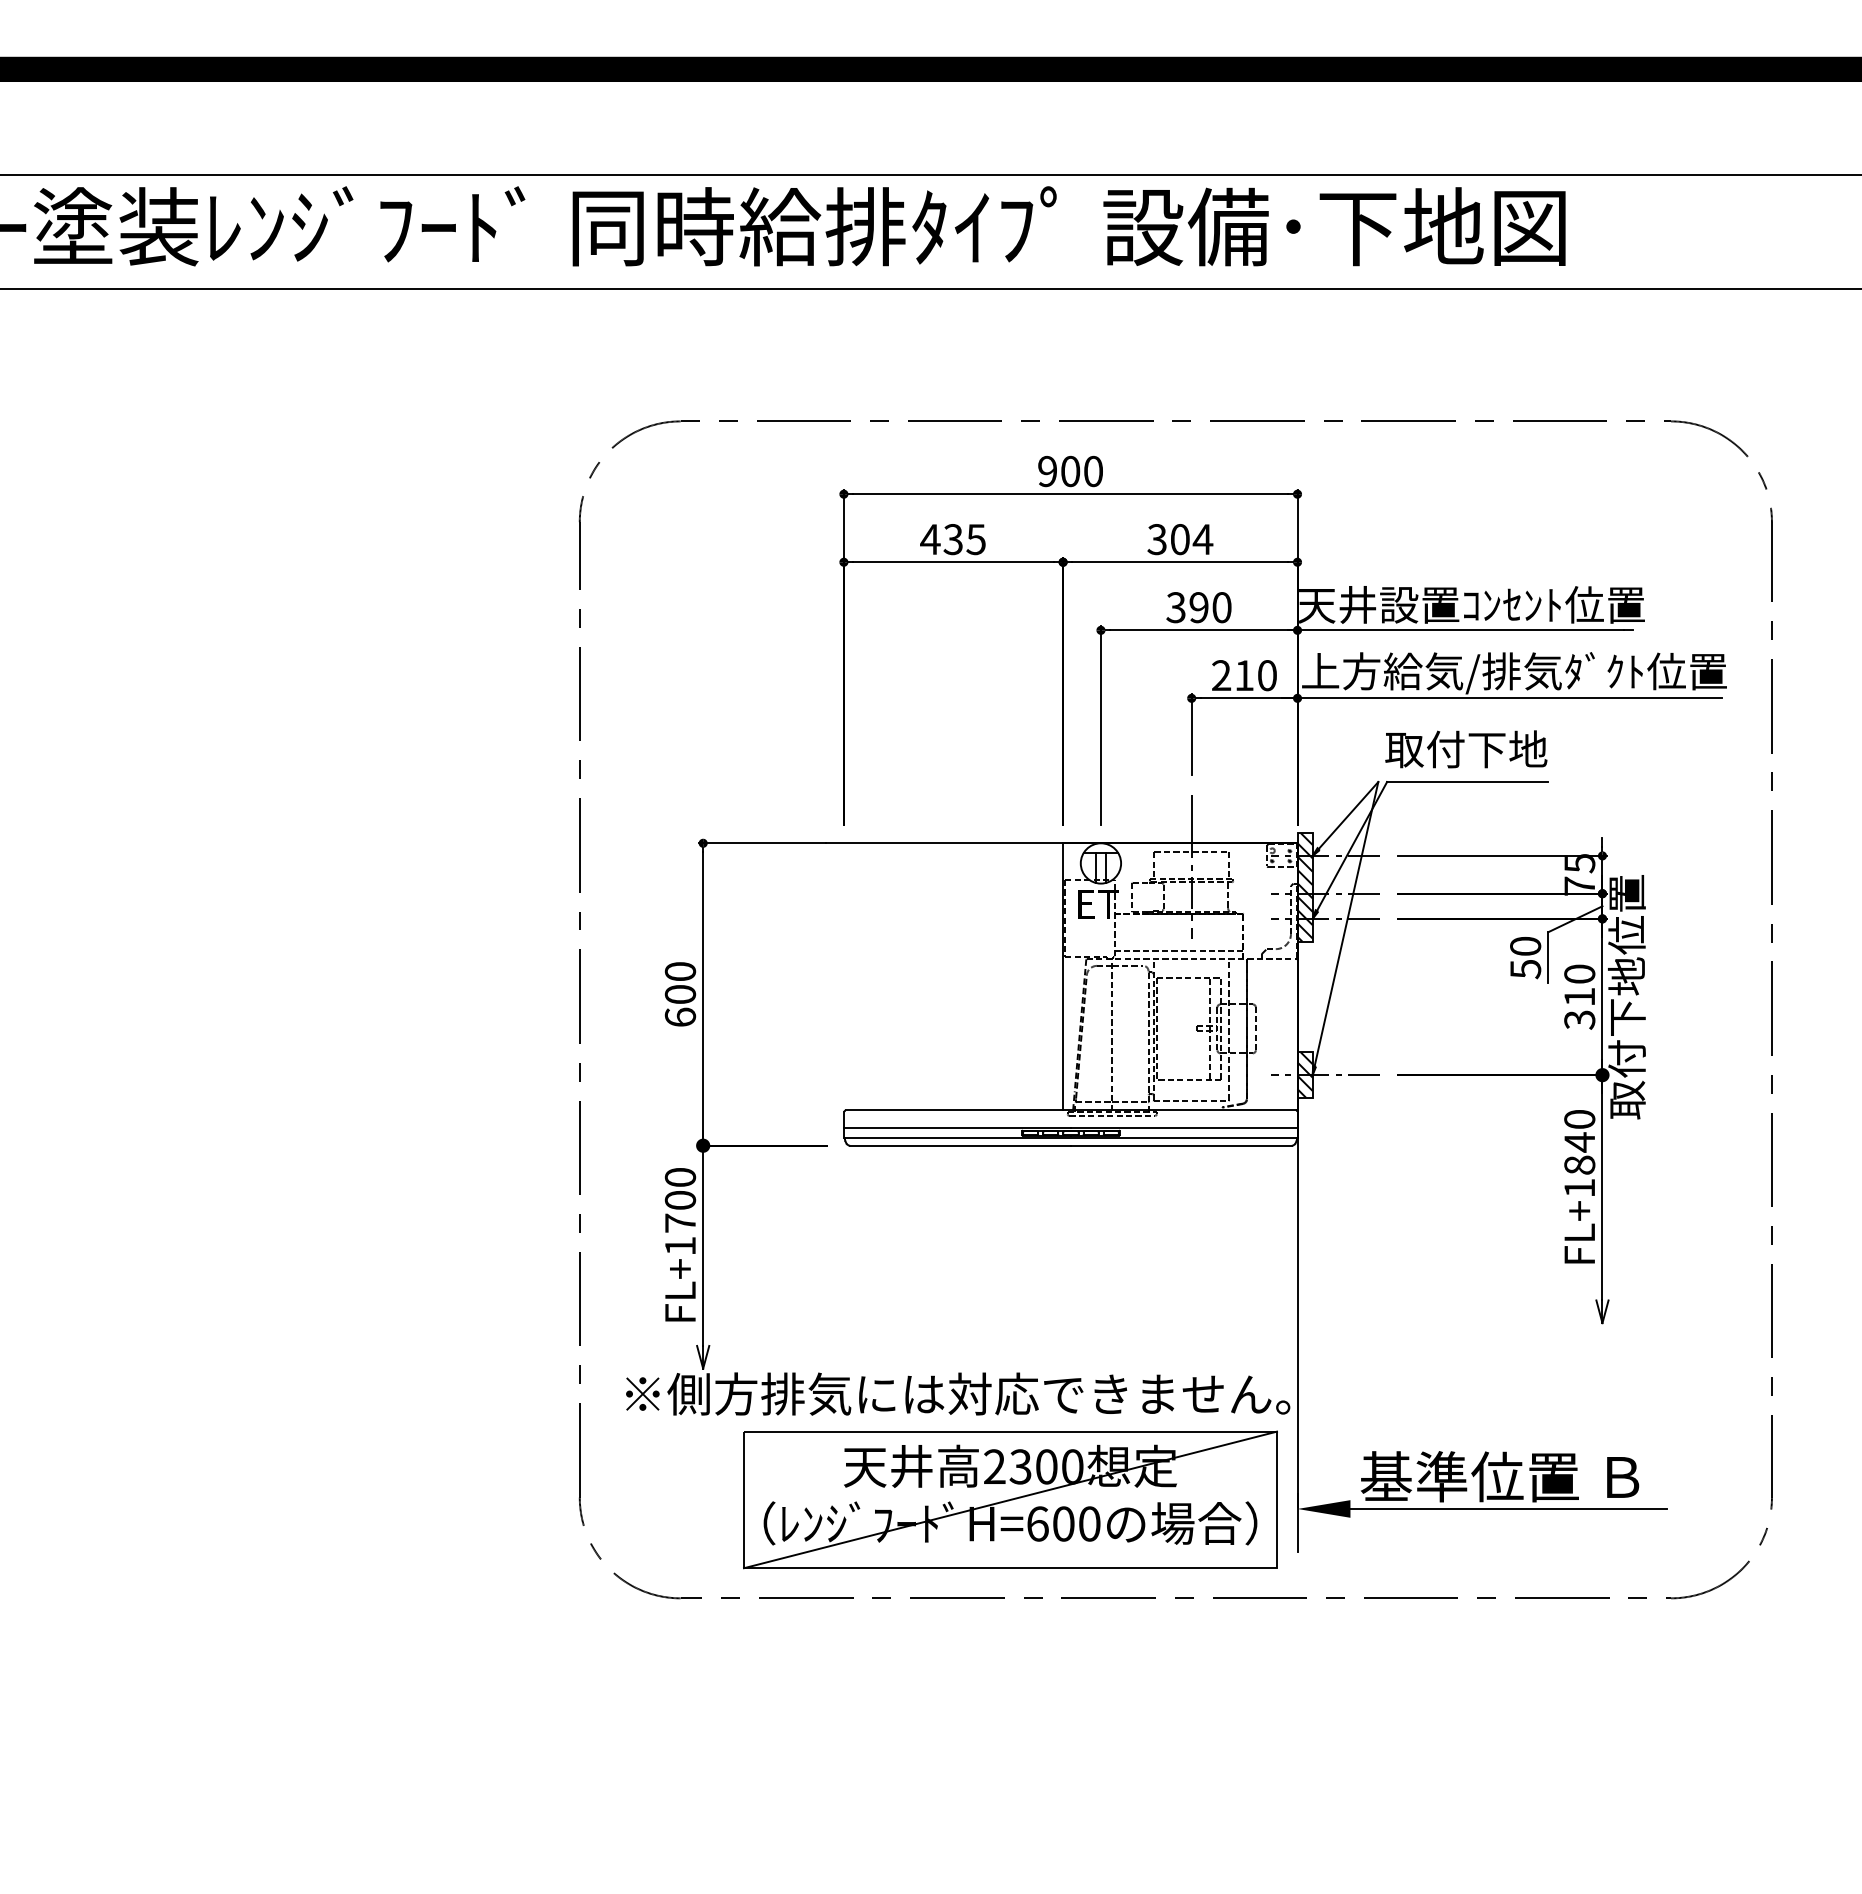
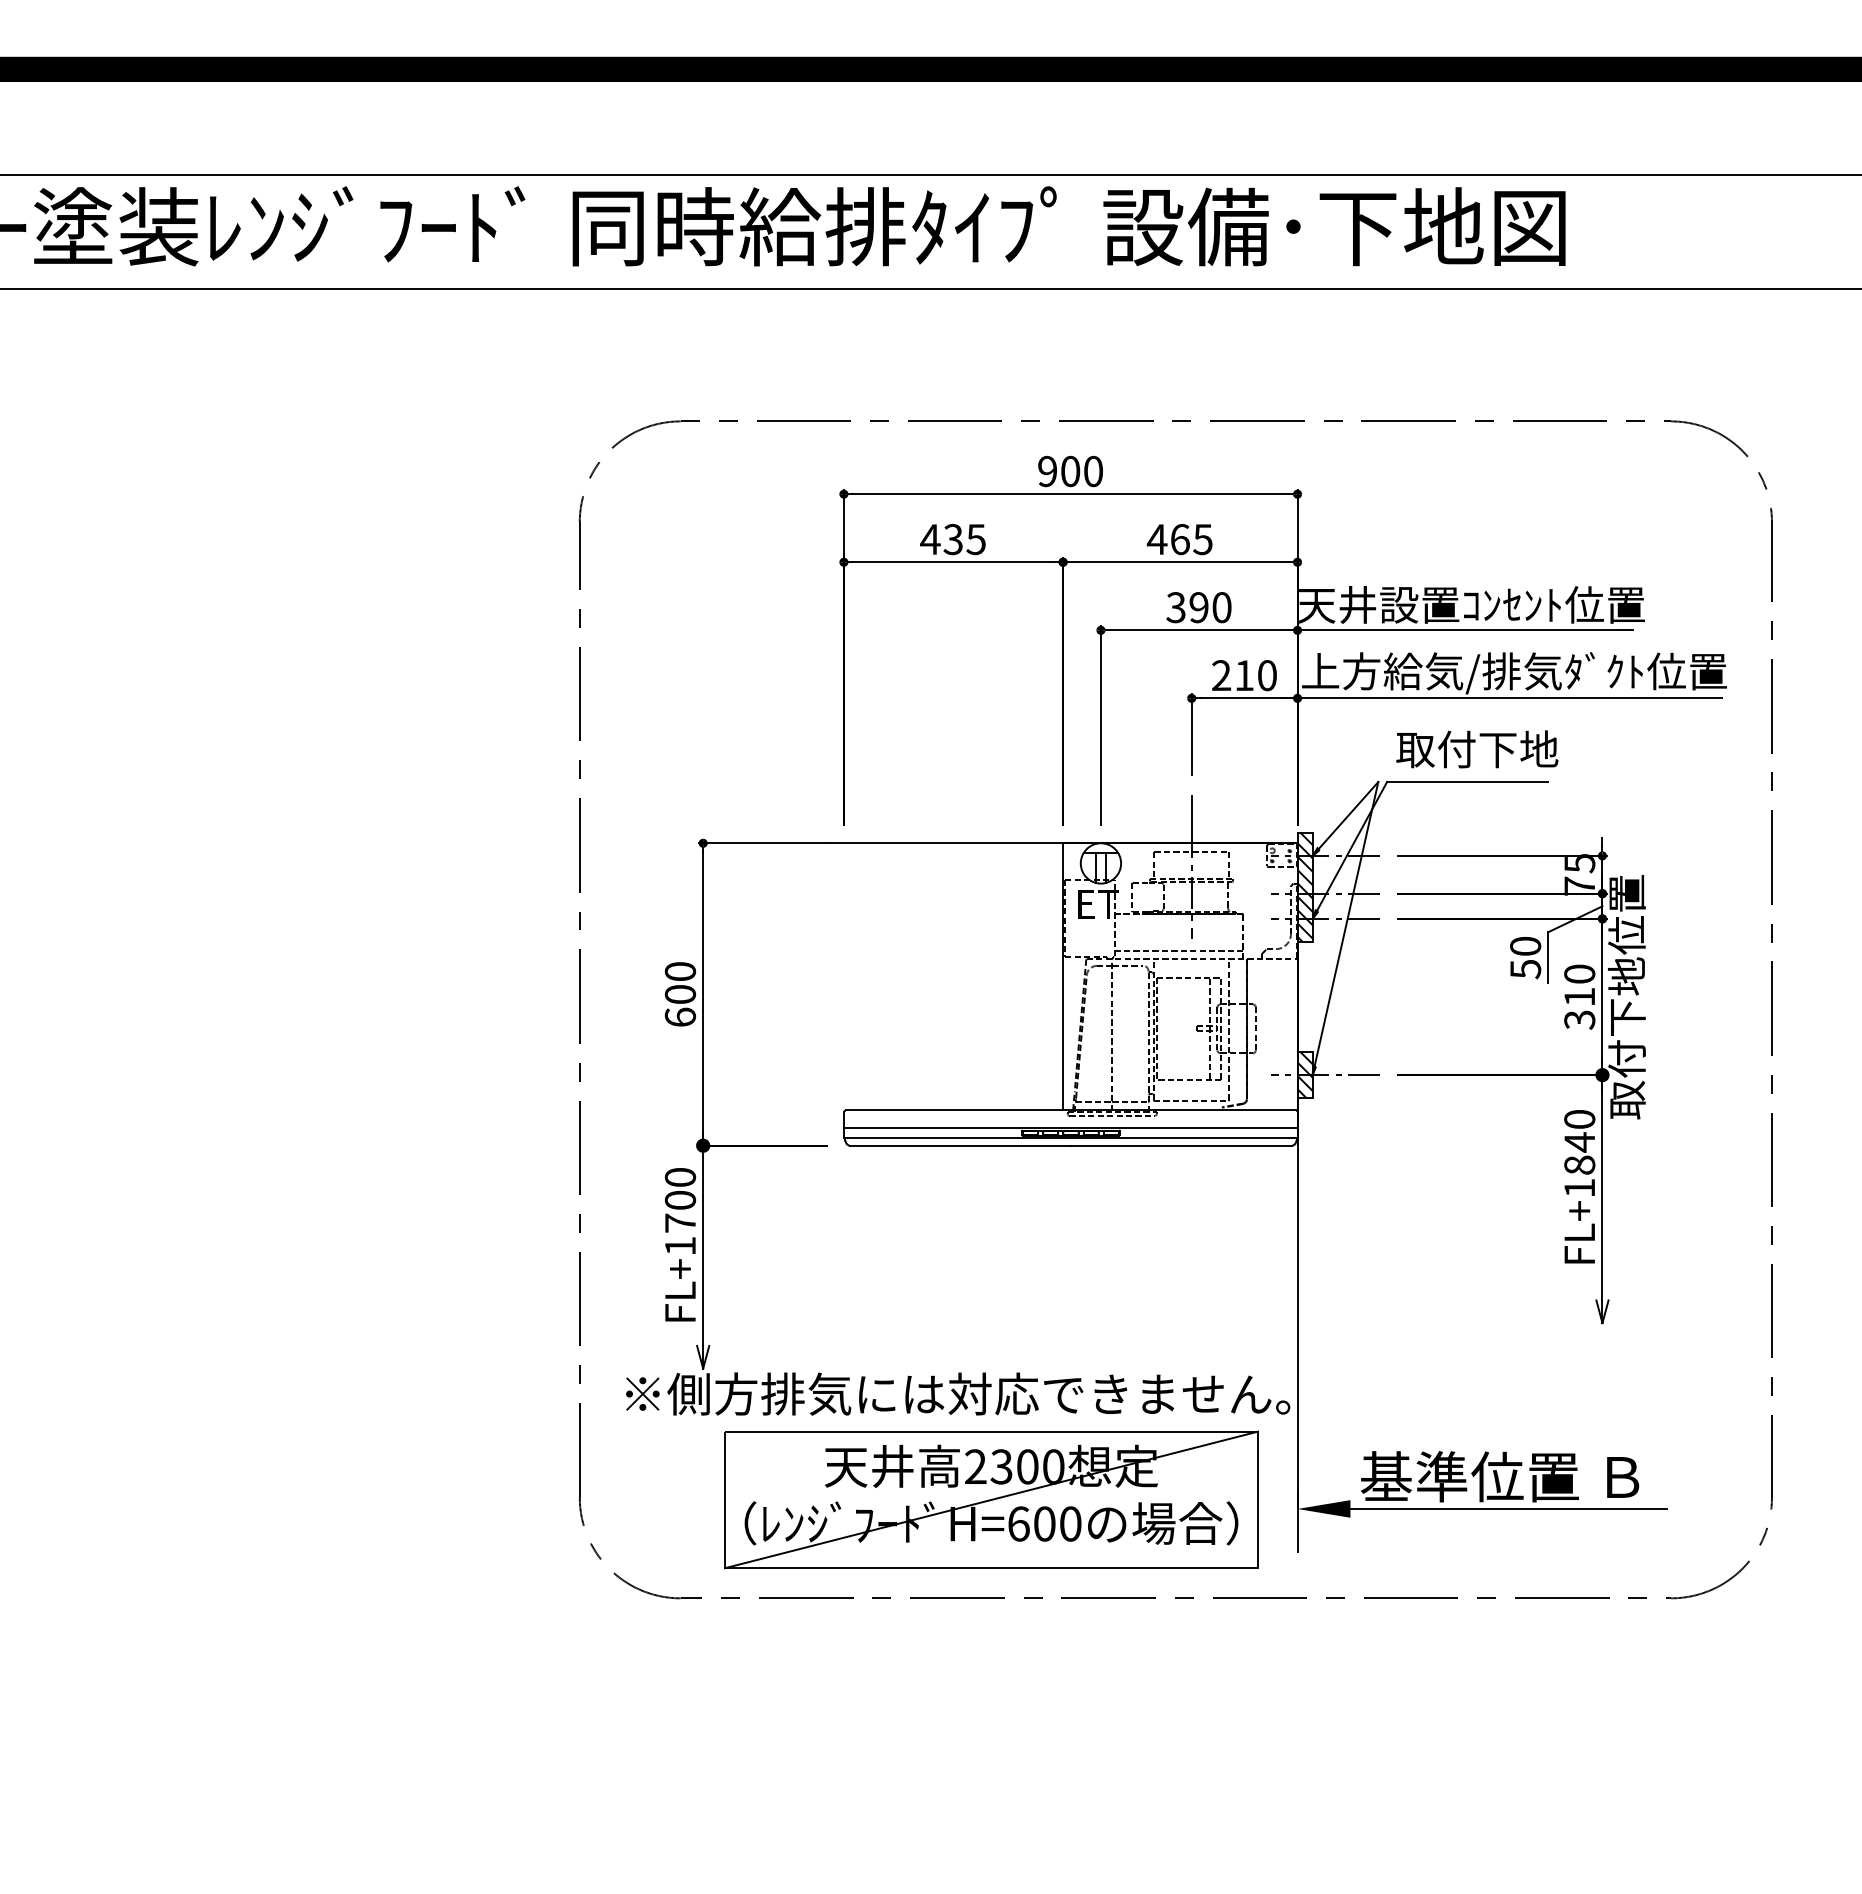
text: 304 -> 465 (1179, 539)
text position: (1466, 749) -> (1477, 749) (1477, 749)
part position: (1010, 1499) -> (991, 1499) (991, 1499)
